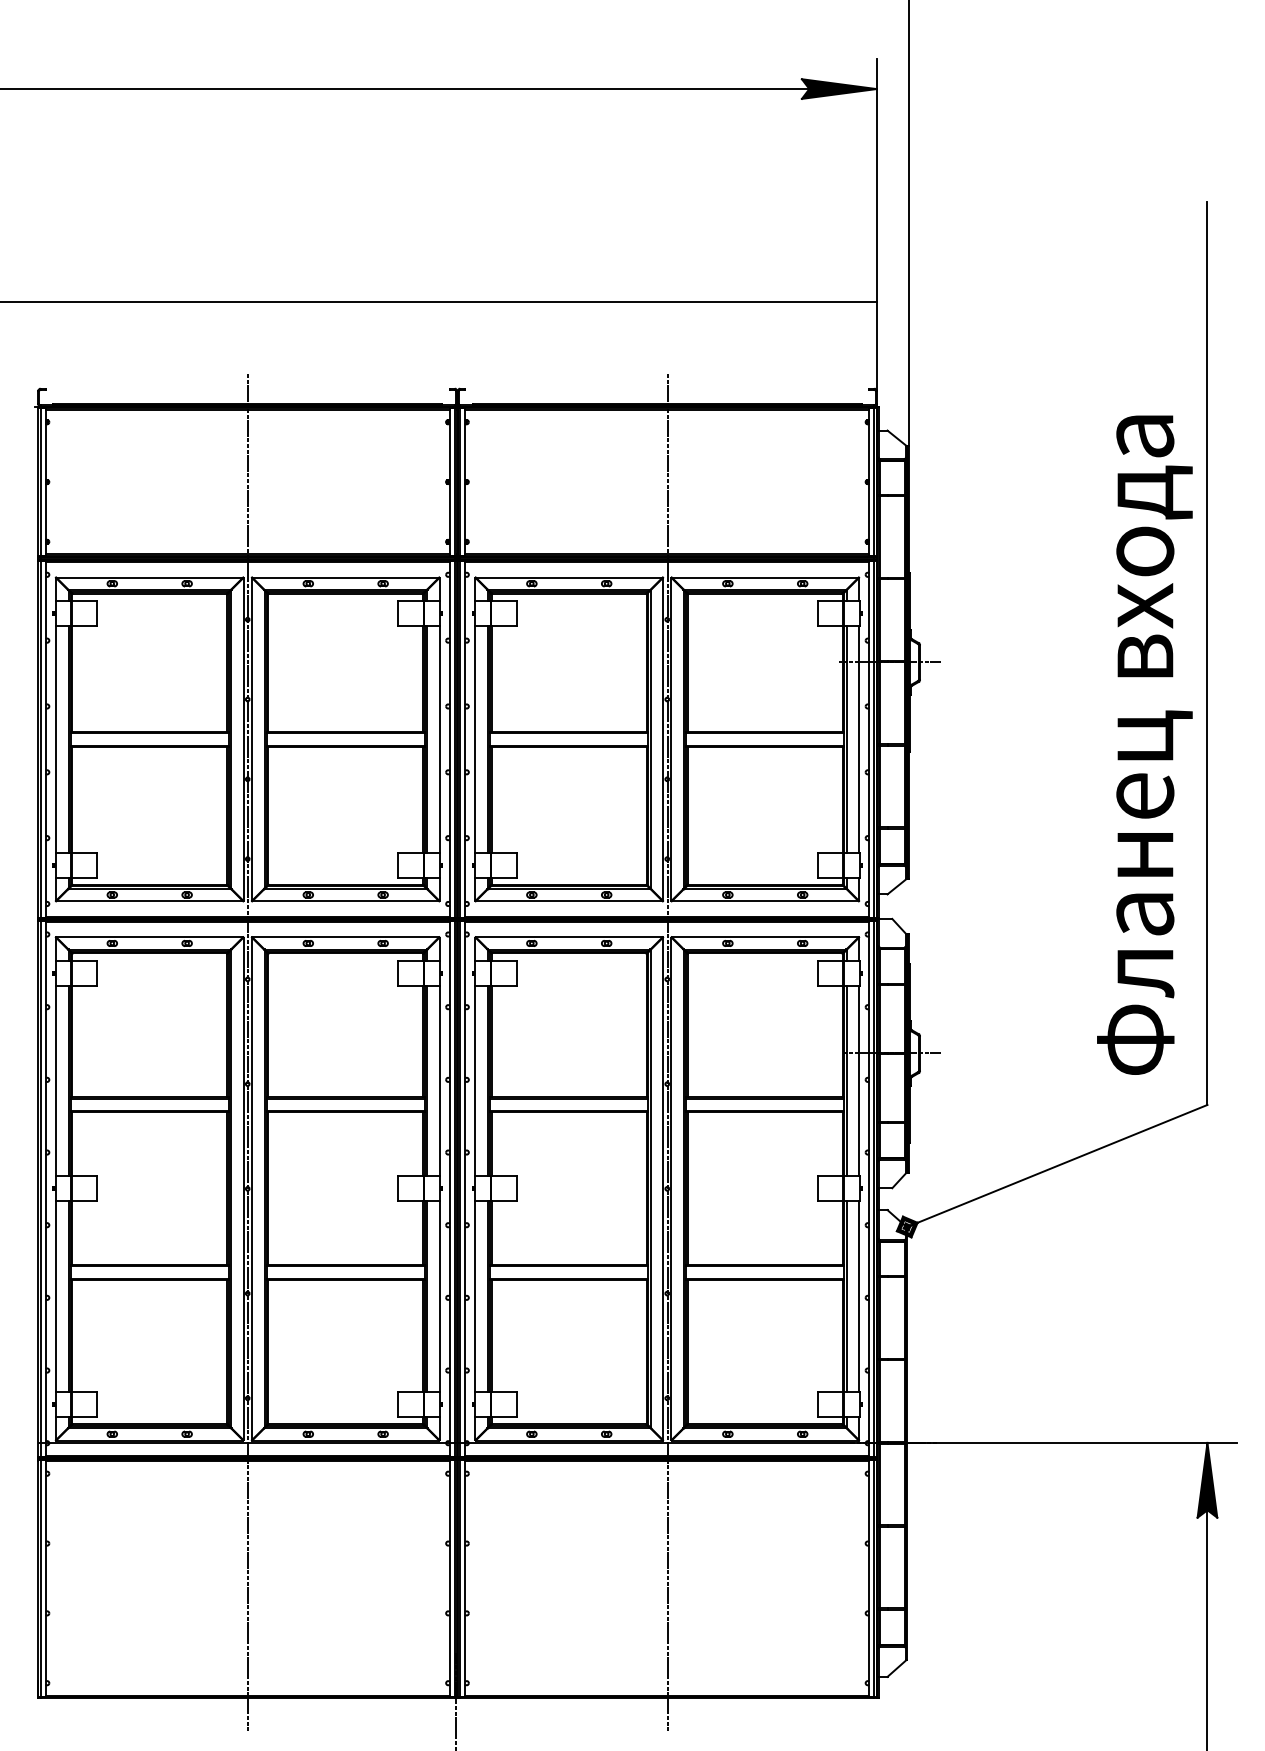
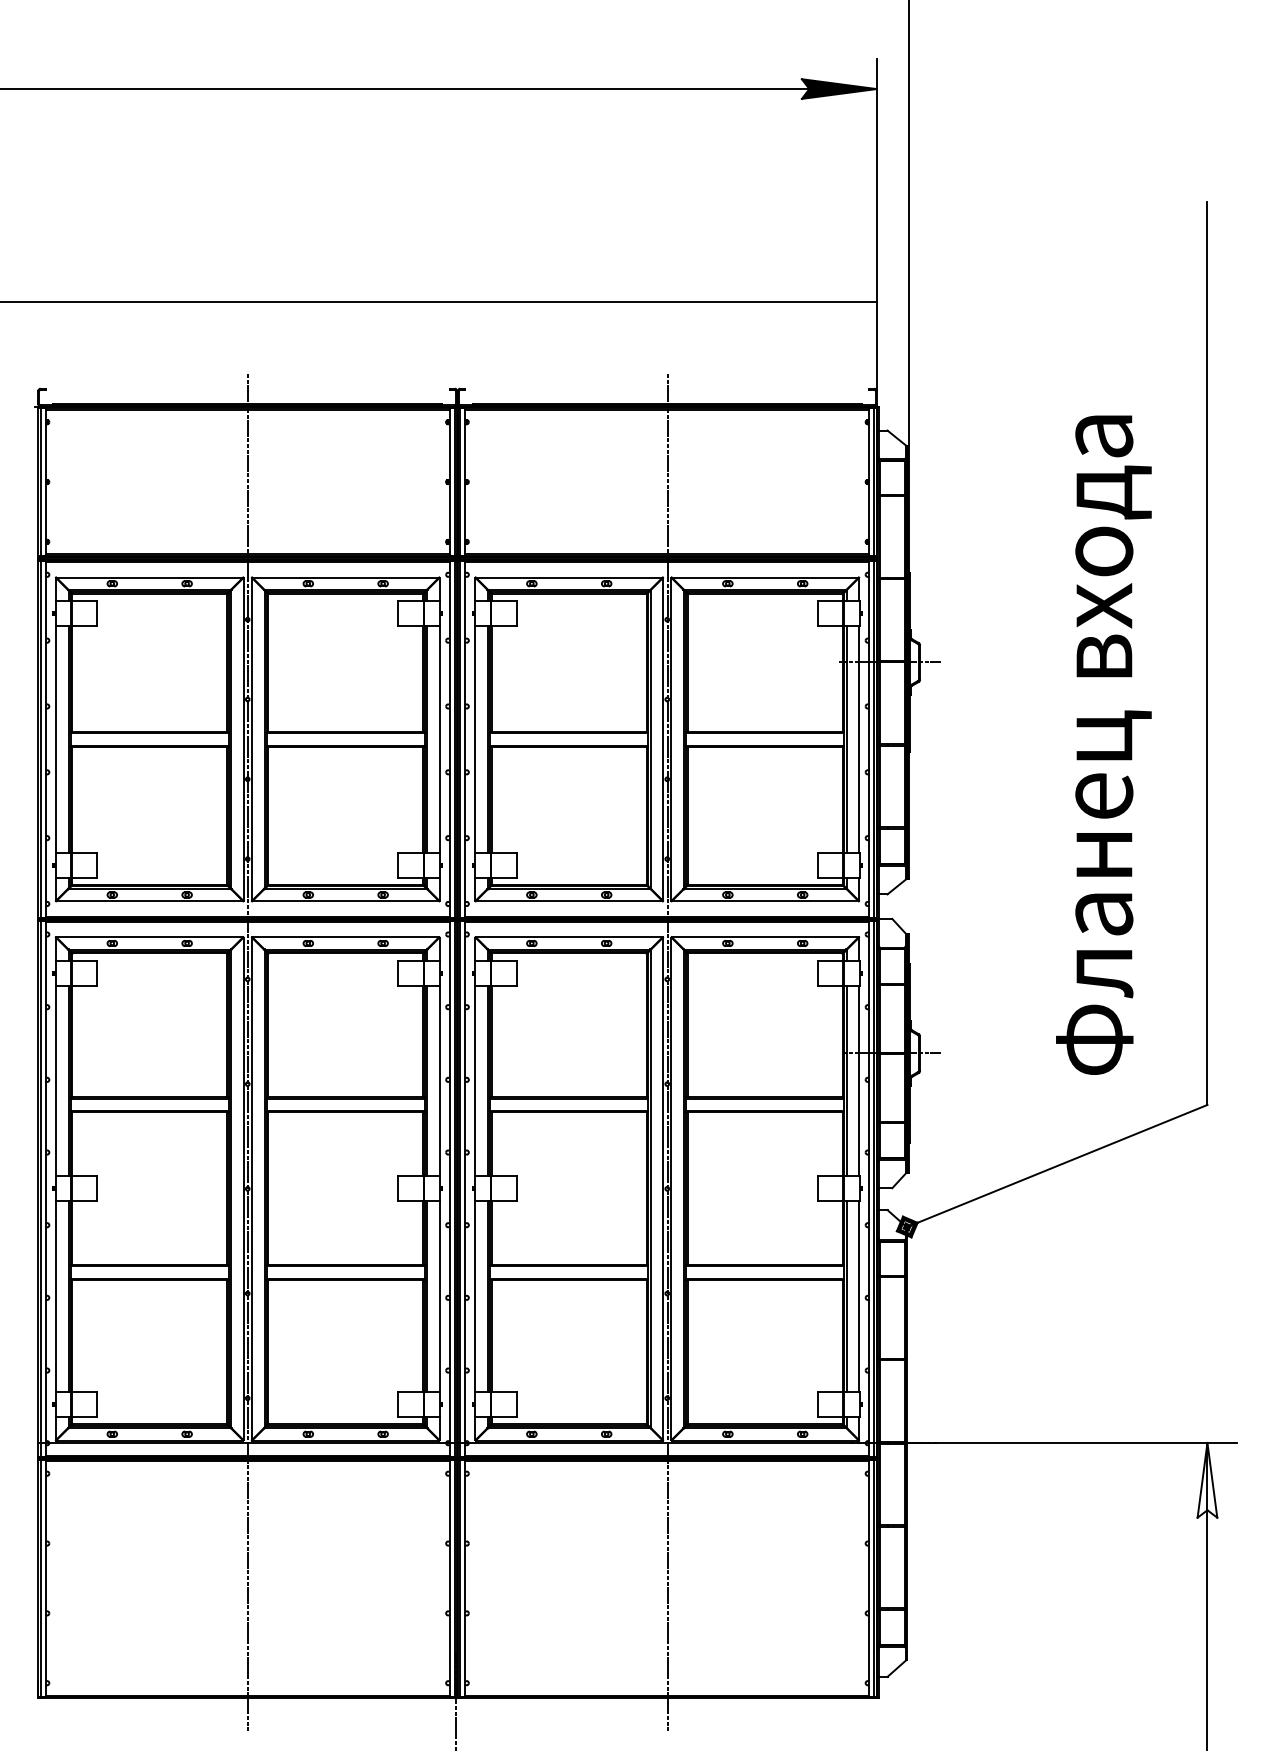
text position: (1144, 744) -> (1103, 744) (1103, 744)
fill: present -> none (1207, 1479)
